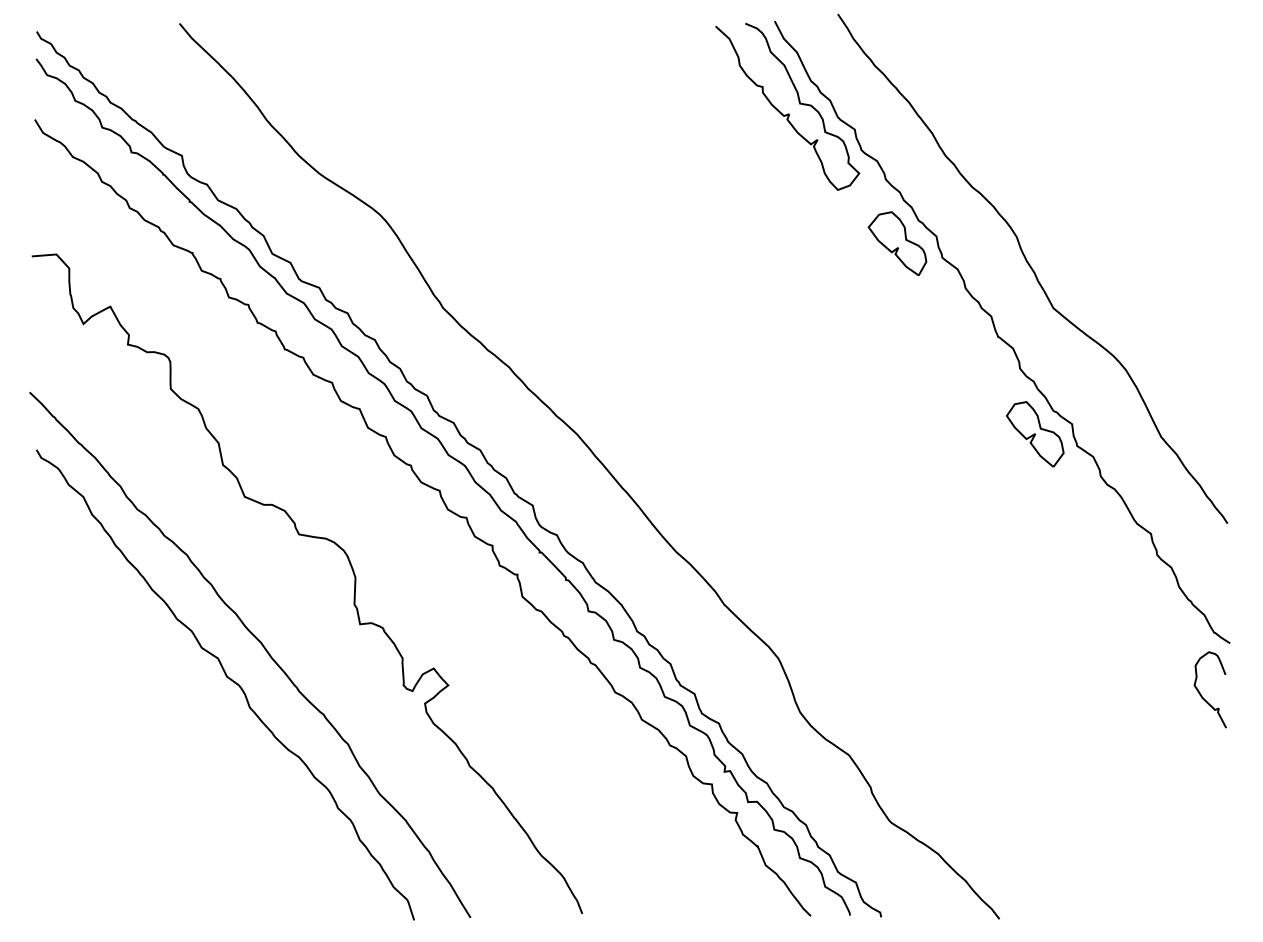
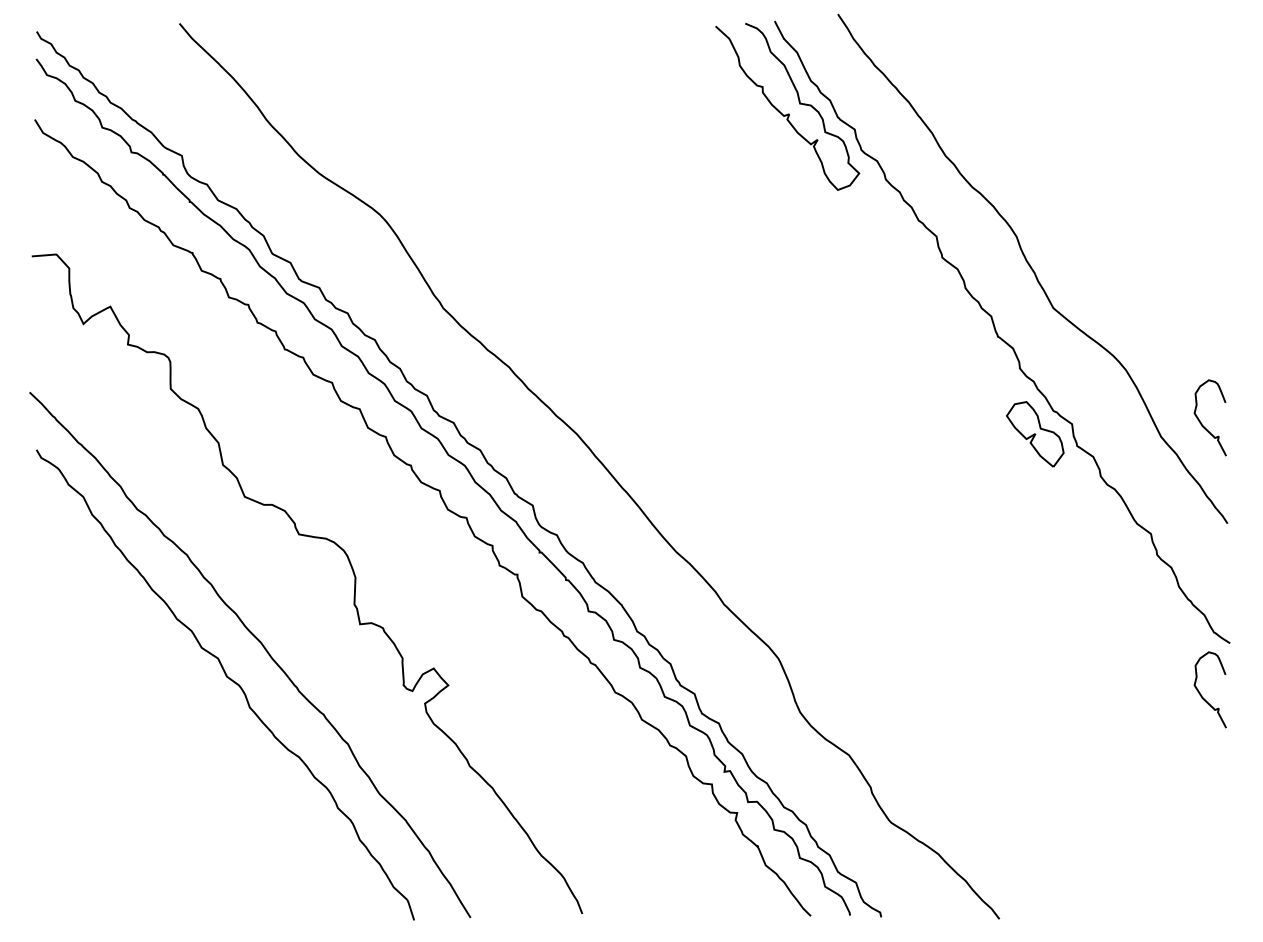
part: present -> none (897, 243)
curve: none -> present (1202, 423)
